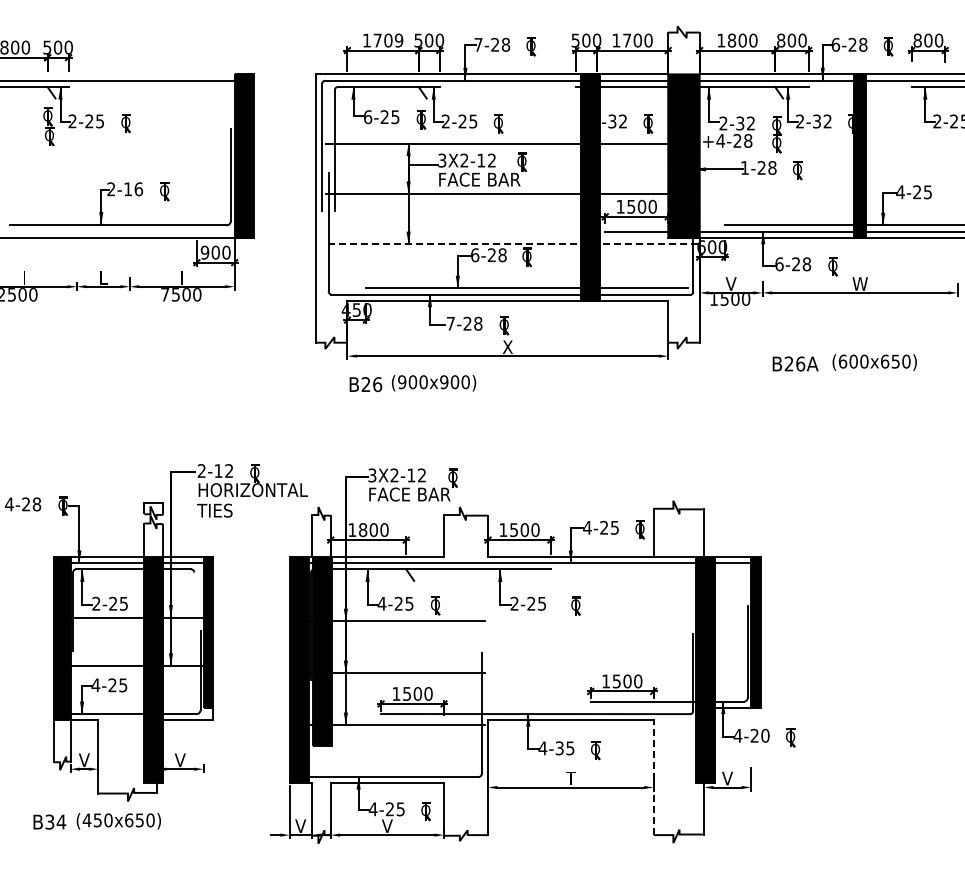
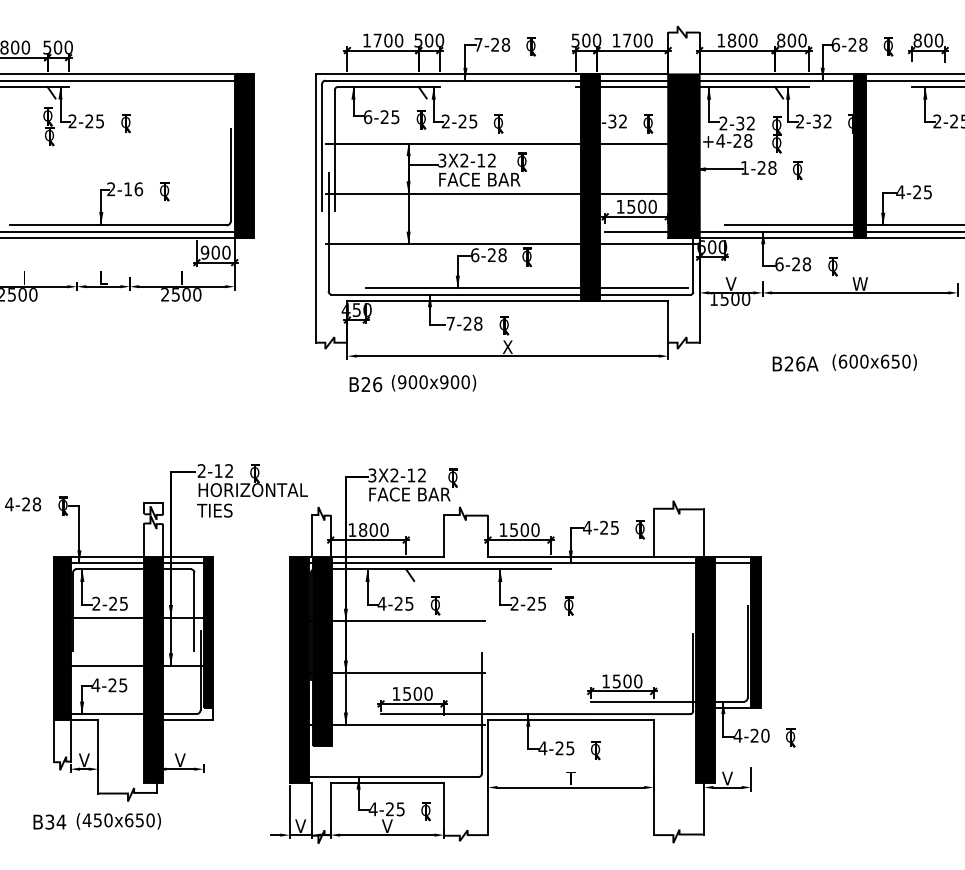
text: 1709 -> 1700 (398, 40)
line: none -> present (127, 74)
line: none -> present (119, 231)
line: dashed -> solid (511, 244)
text: 7500 -> 2500 (165, 294)
part position: (575, 605) -> (568, 605) (568, 605)
line: none -> present (194, 611)
text: 4-35 -> 4-25 (559, 748)
line: dashed -> solid (653, 777)
